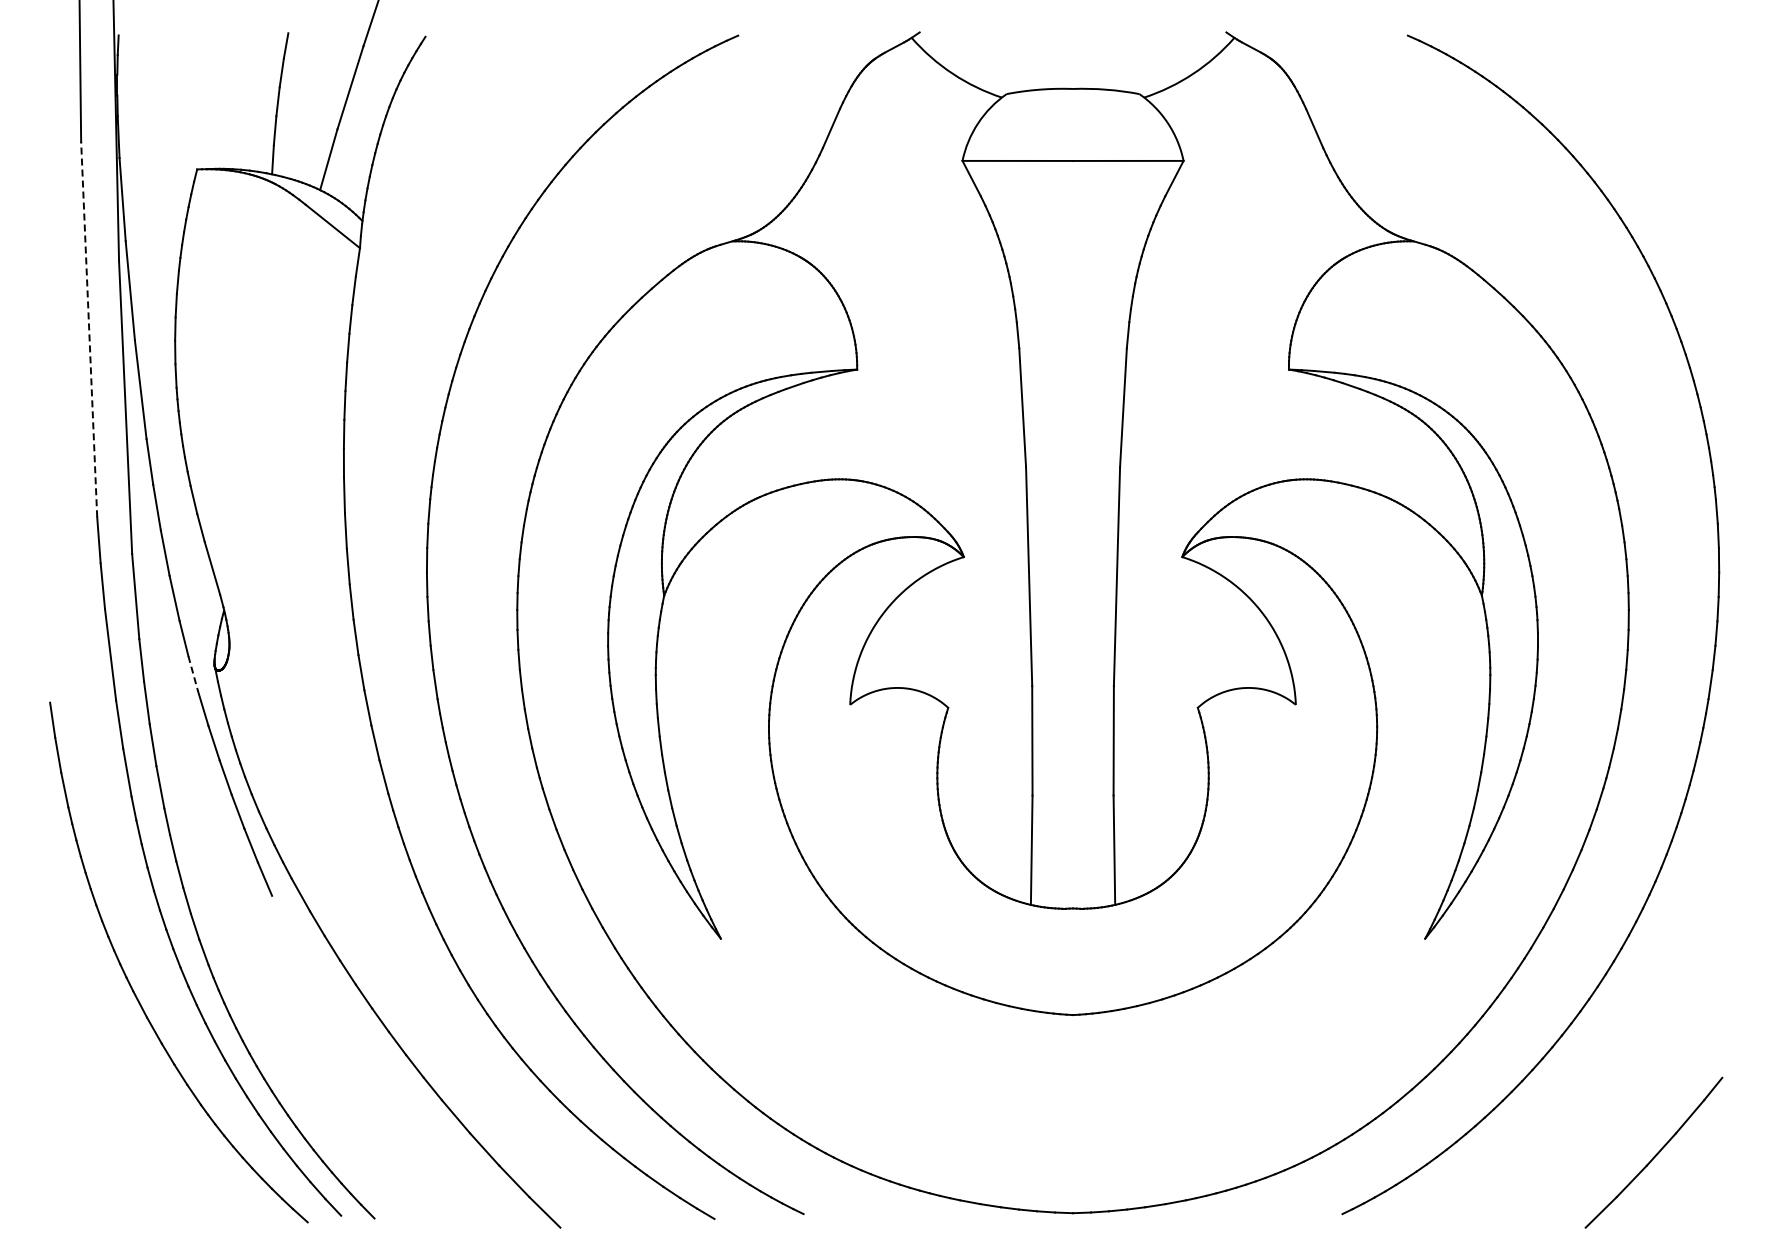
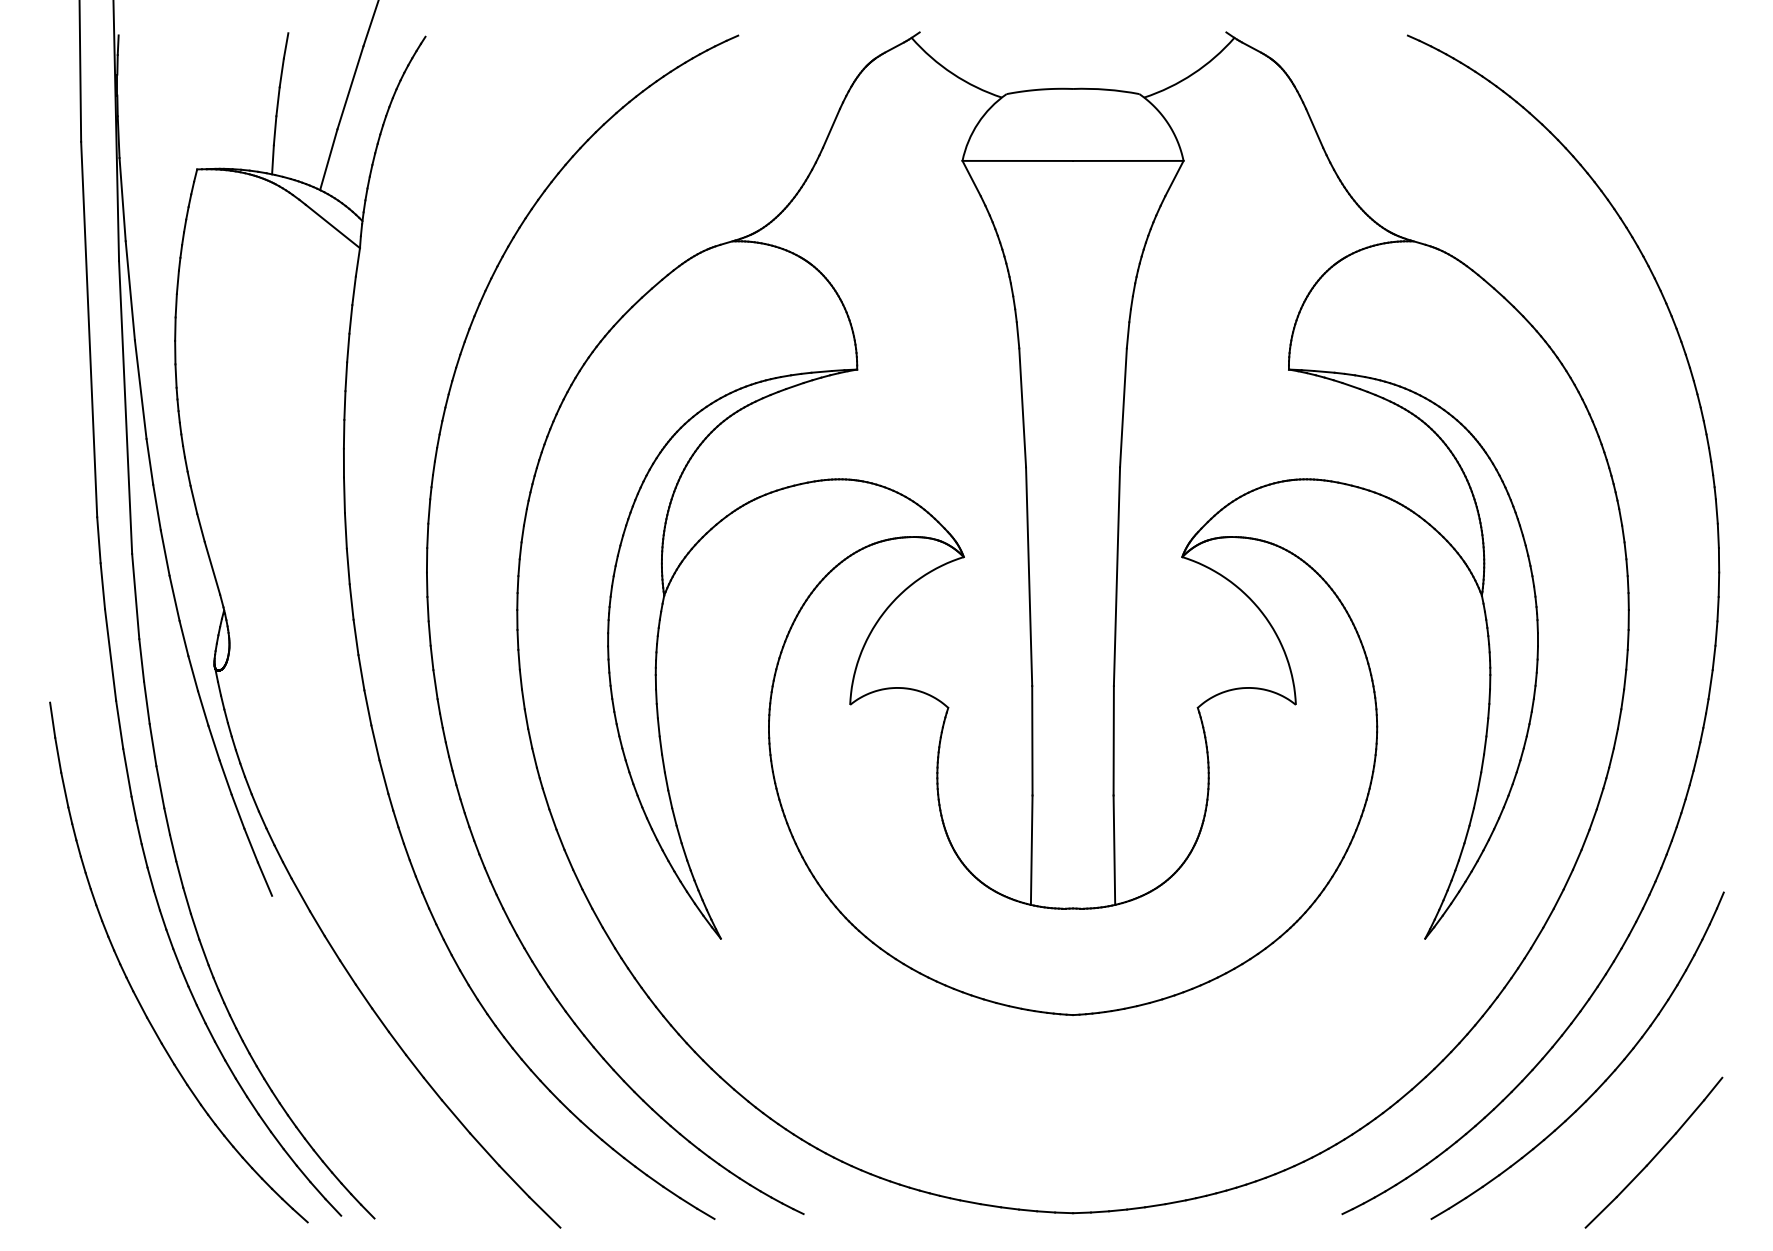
line: dashed -> solid (89, 329)
line: dashed -> solid (193, 674)
part: none -> present (1603, 1081)
